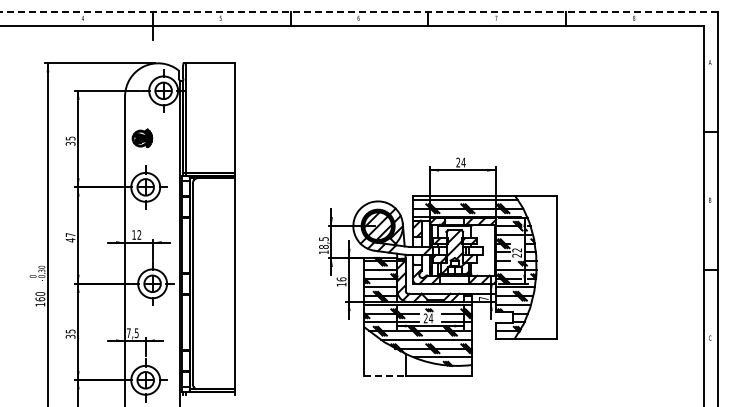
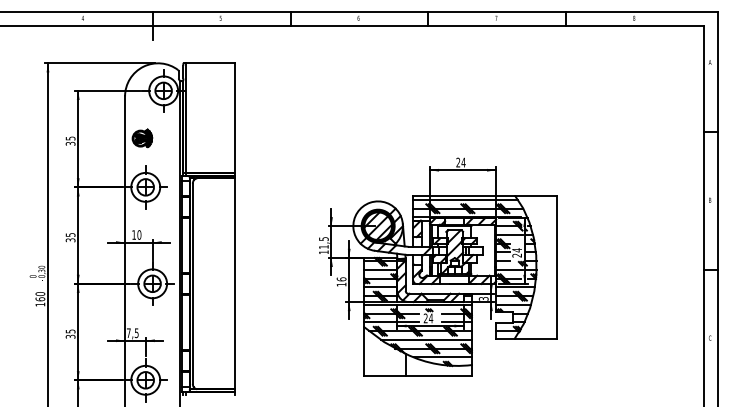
line: dashed -> solid (359, 12)
text: 12 -> 10 (139, 234)
text: 47 -> 35 (70, 237)
text: 18,5 -> 11,5 (323, 246)
text: 22 -> 24 (516, 250)
text: 7 -> 3 (483, 298)
line: dashed -> solid (385, 376)
